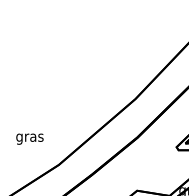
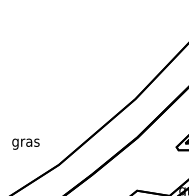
text position: (29, 138) -> (25, 143) (25, 143)
